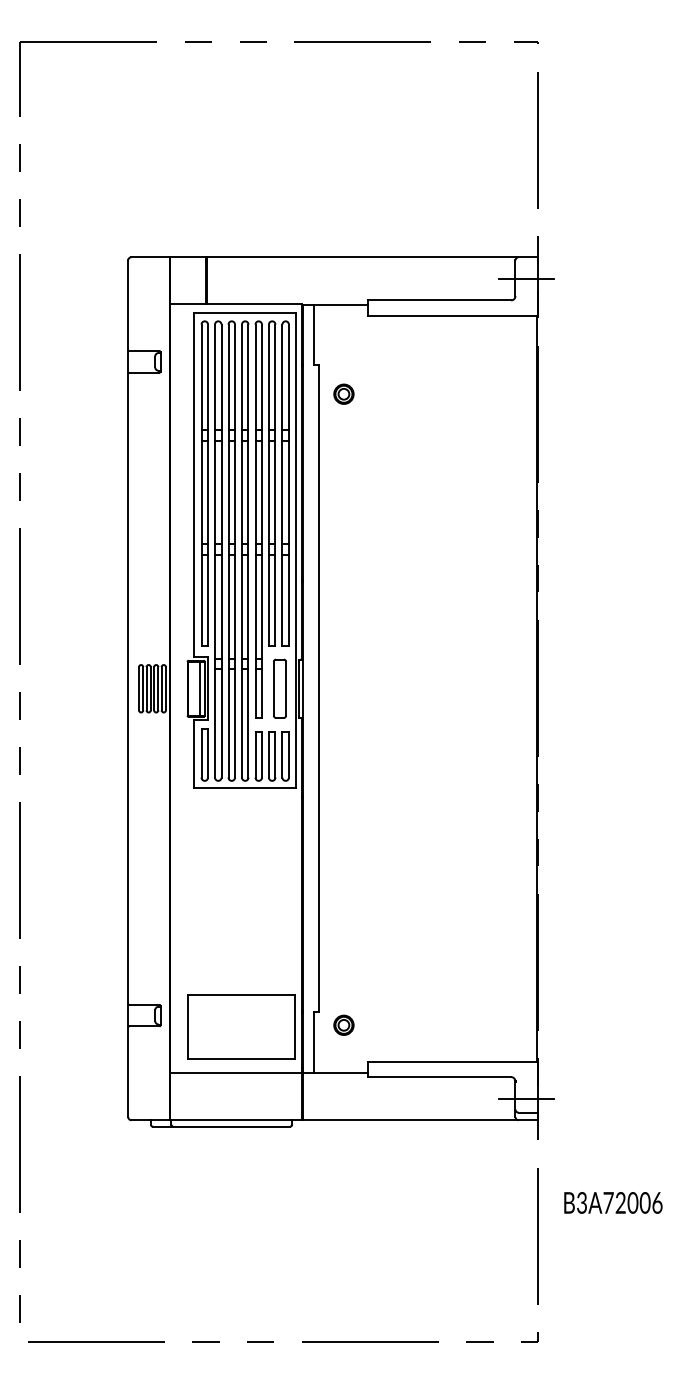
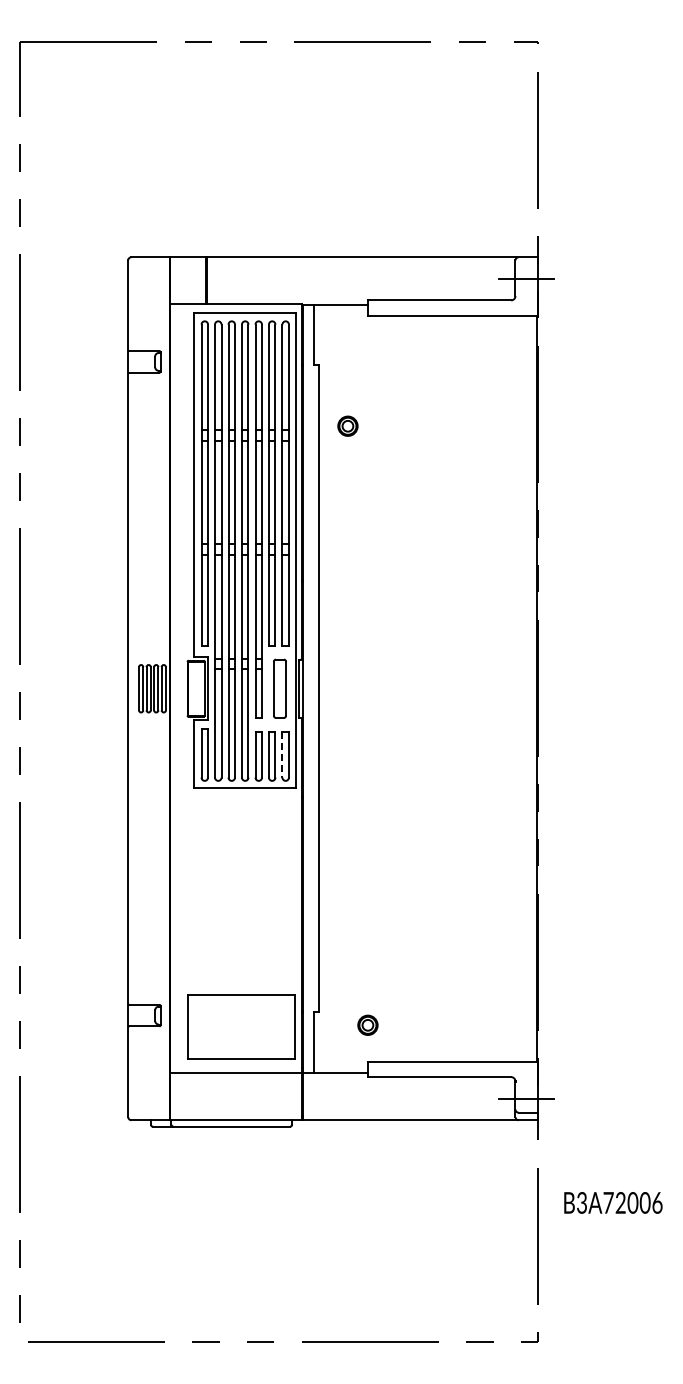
part position: (343, 393) -> (347, 425) (347, 425)
line: present -> none (199, 688)
line: solid -> dashed (282, 754)
part position: (343, 1024) -> (367, 1024) (367, 1024)
